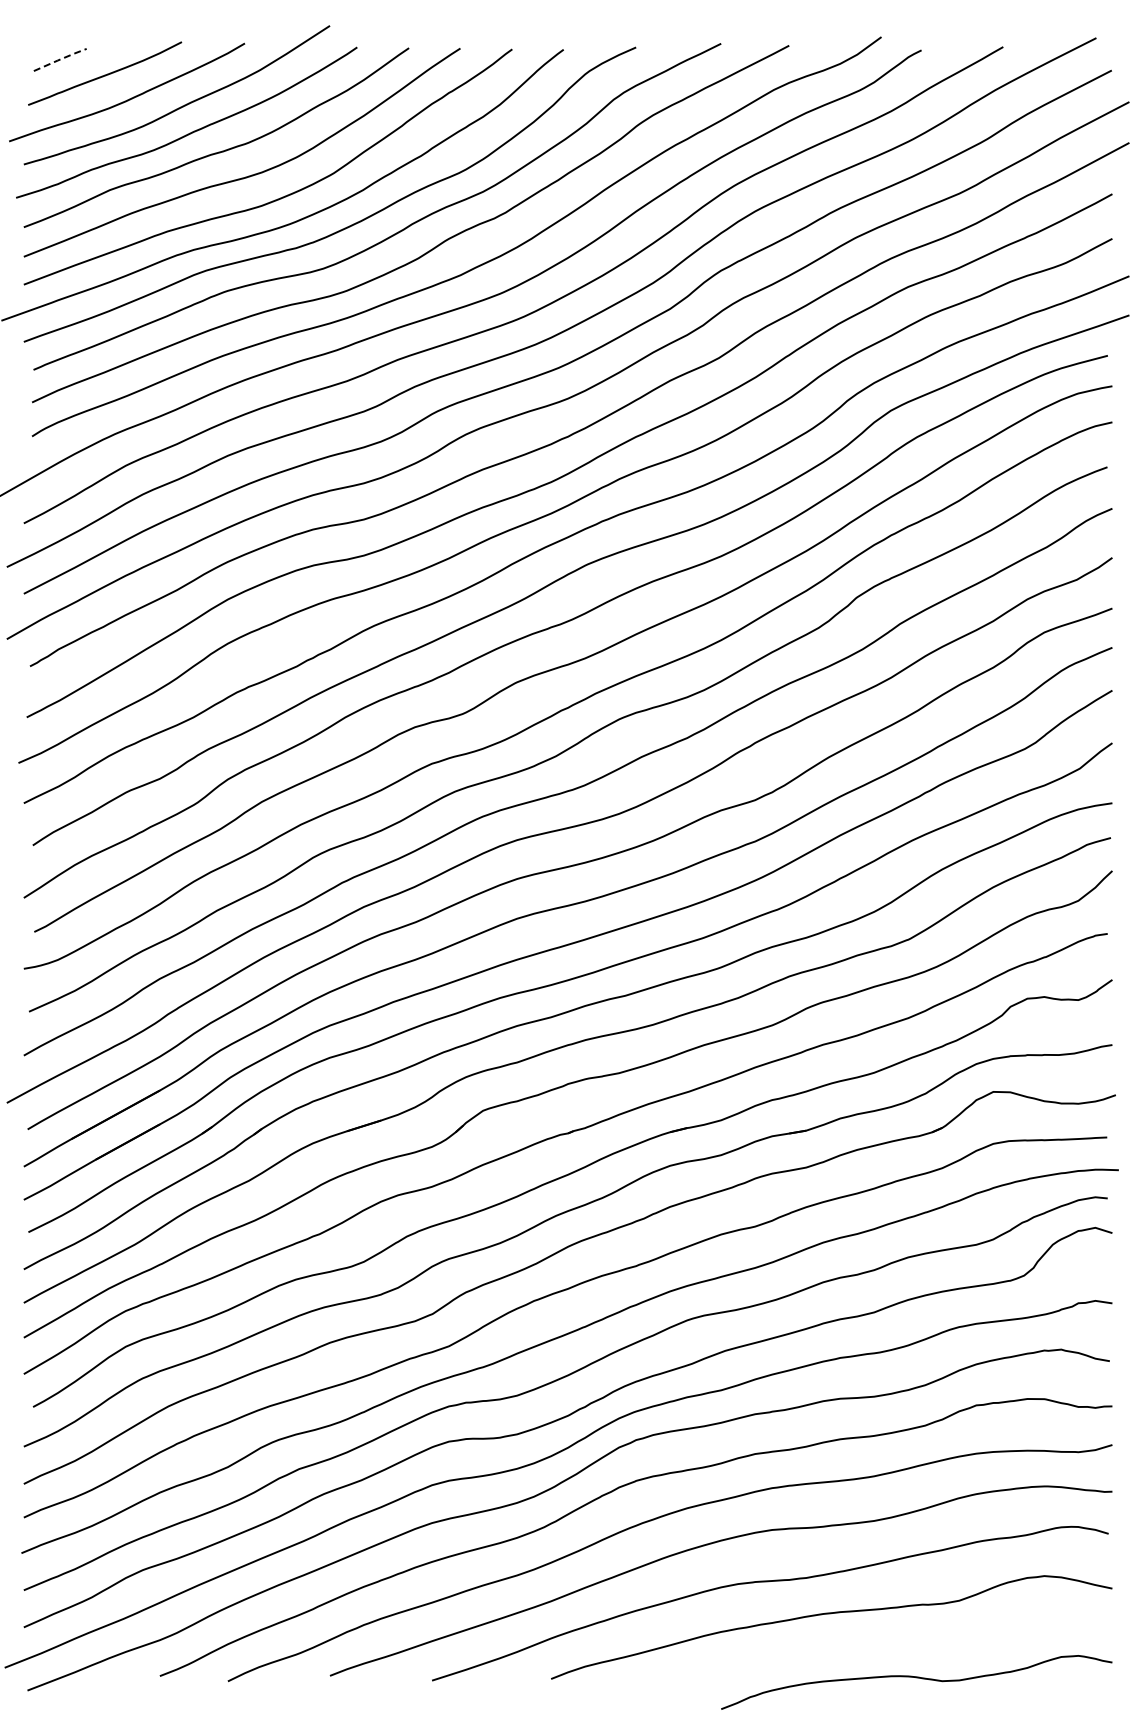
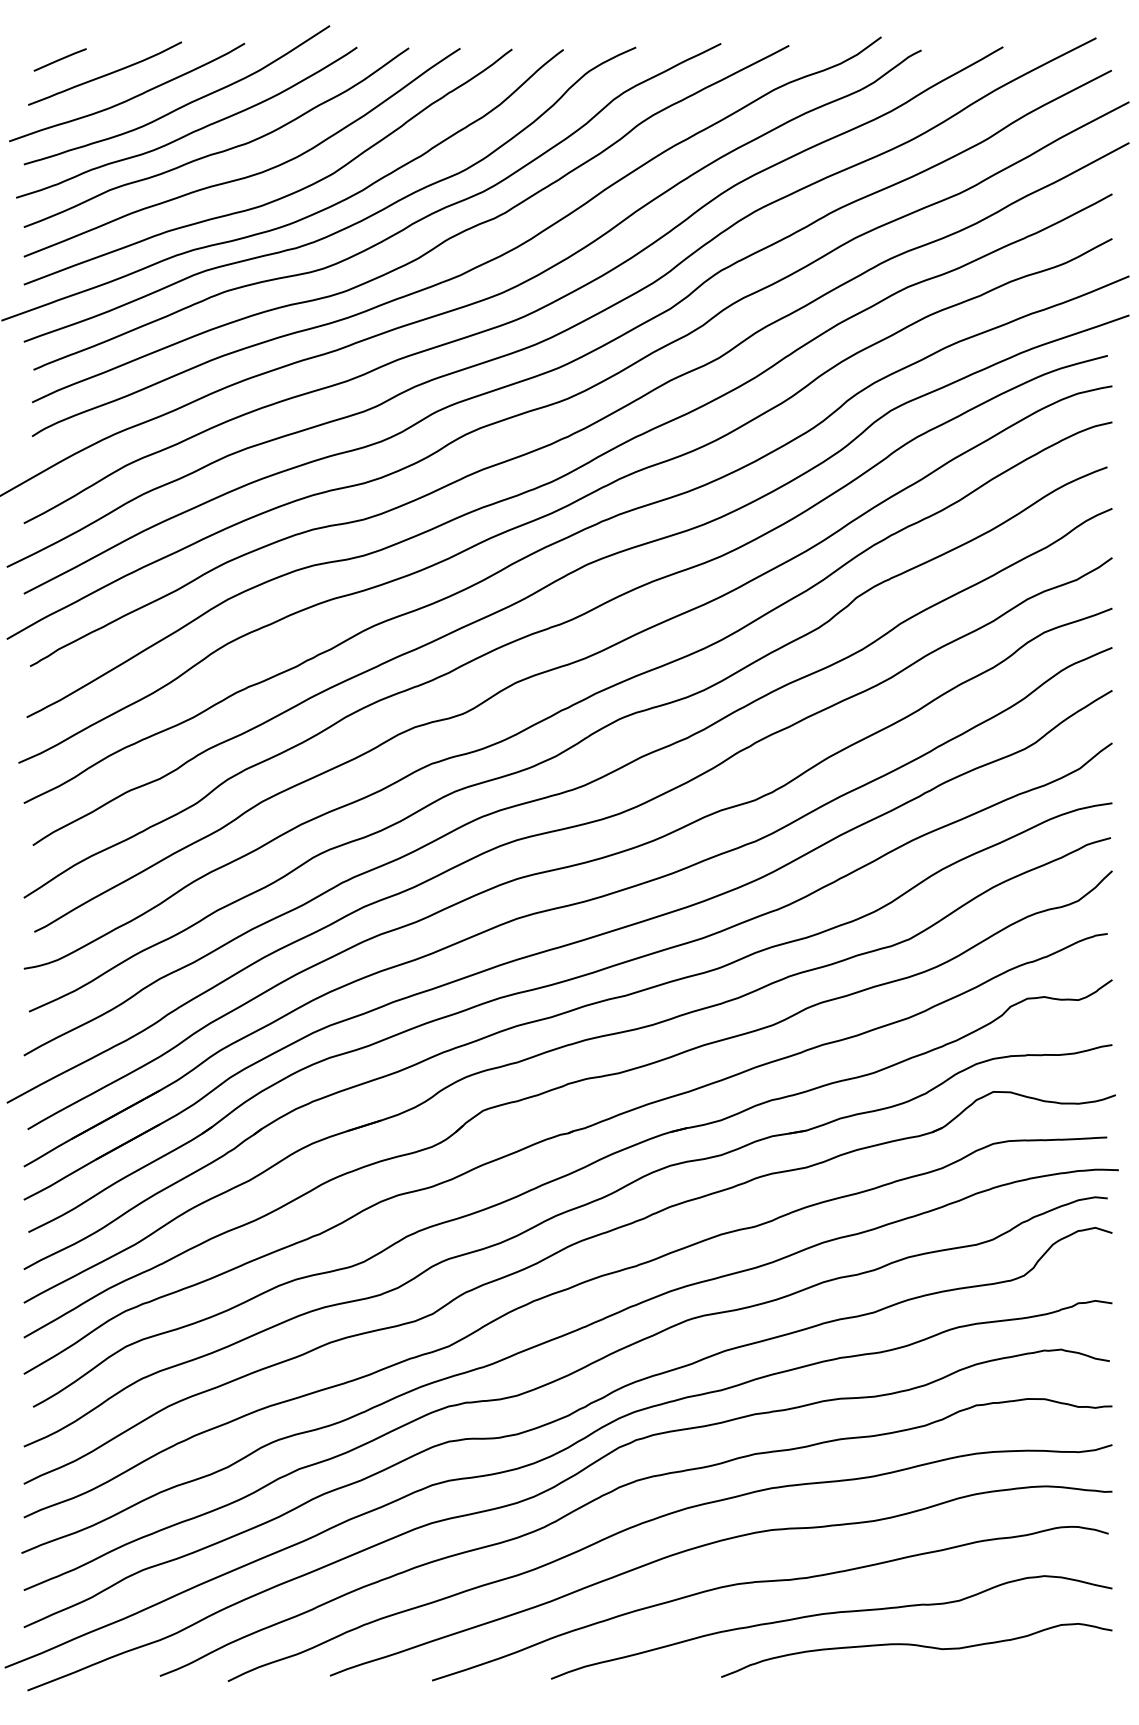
line: dashed -> solid (60, 59)
curve position: (916, 1678) -> (916, 1646) (916, 1646)
